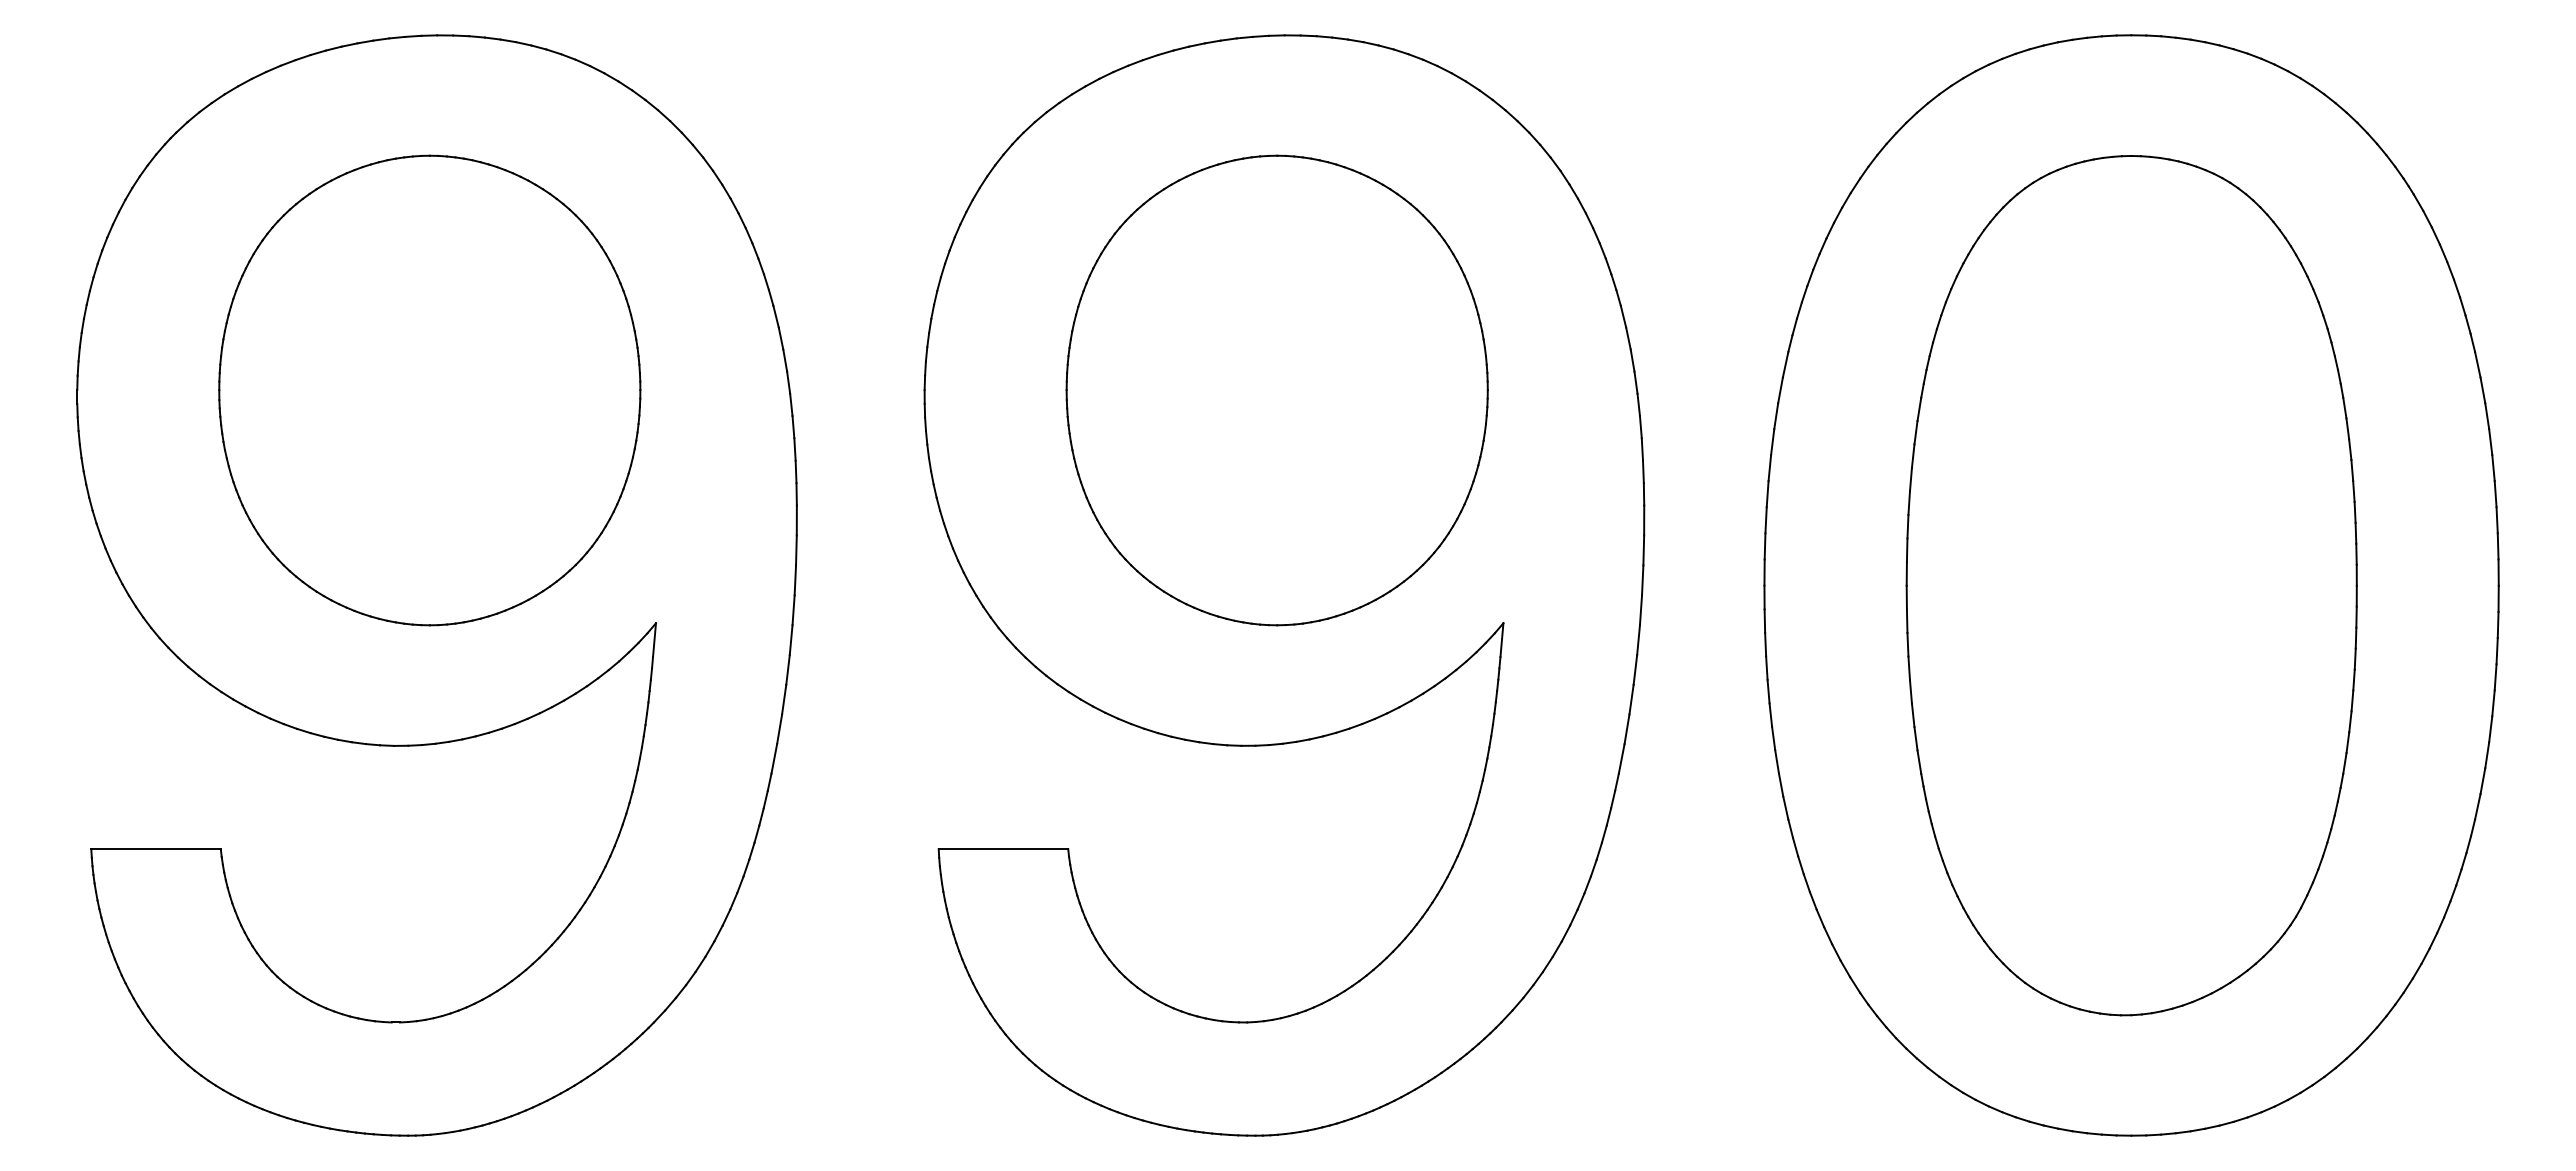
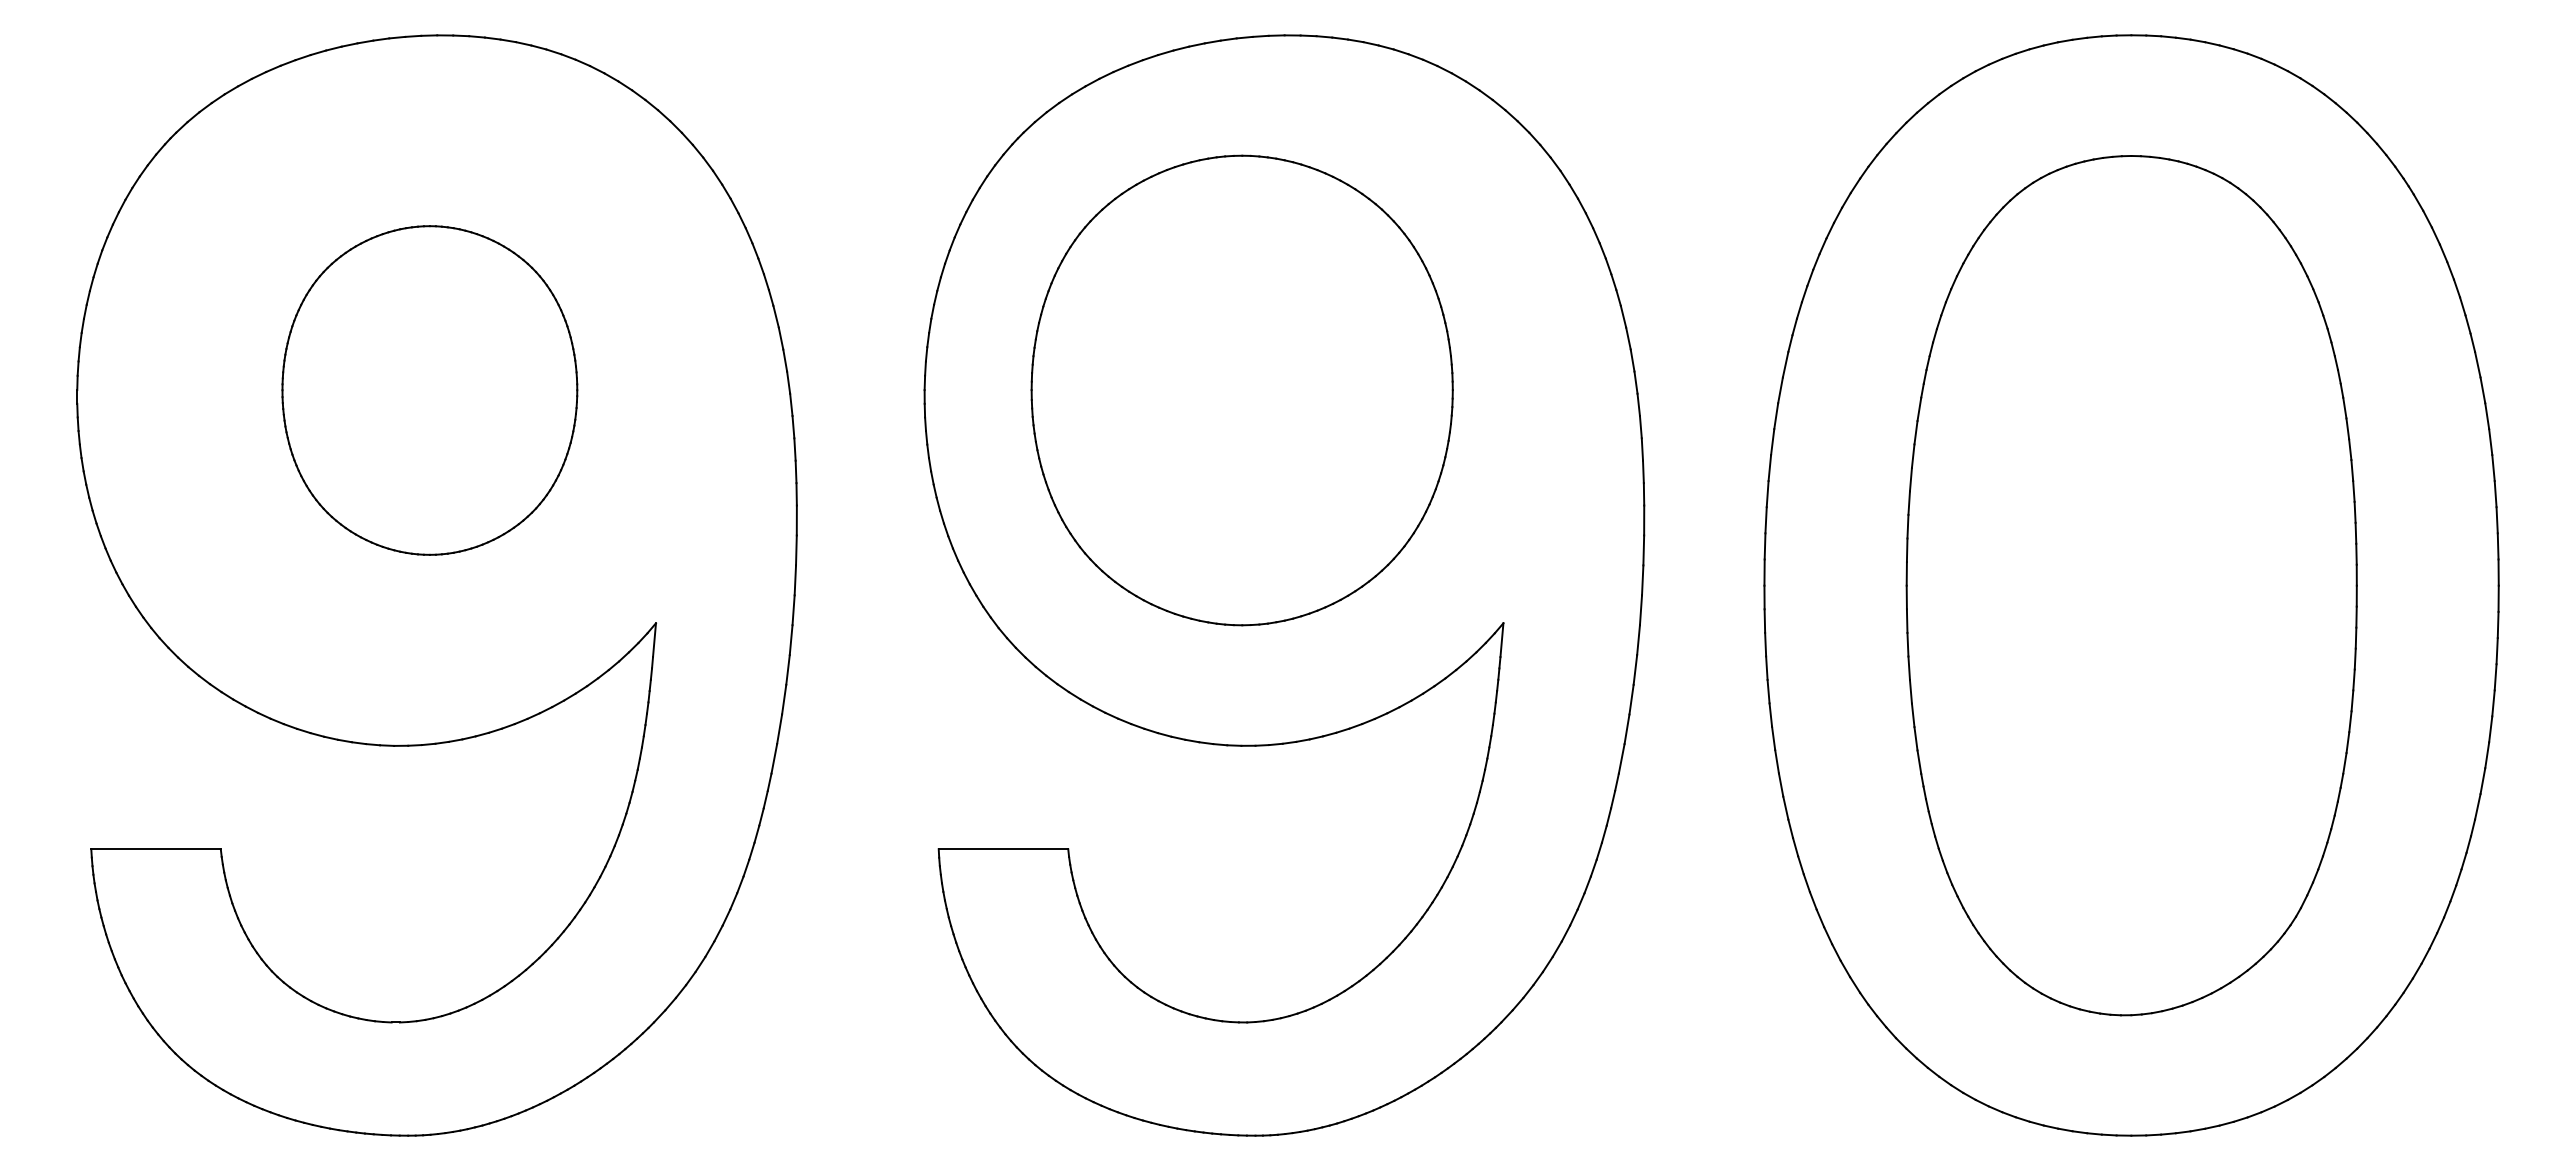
part size: 424x473 px -> 298x331 px (429, 390)
part position: (1276, 390) -> (1241, 390) (1241, 390)
